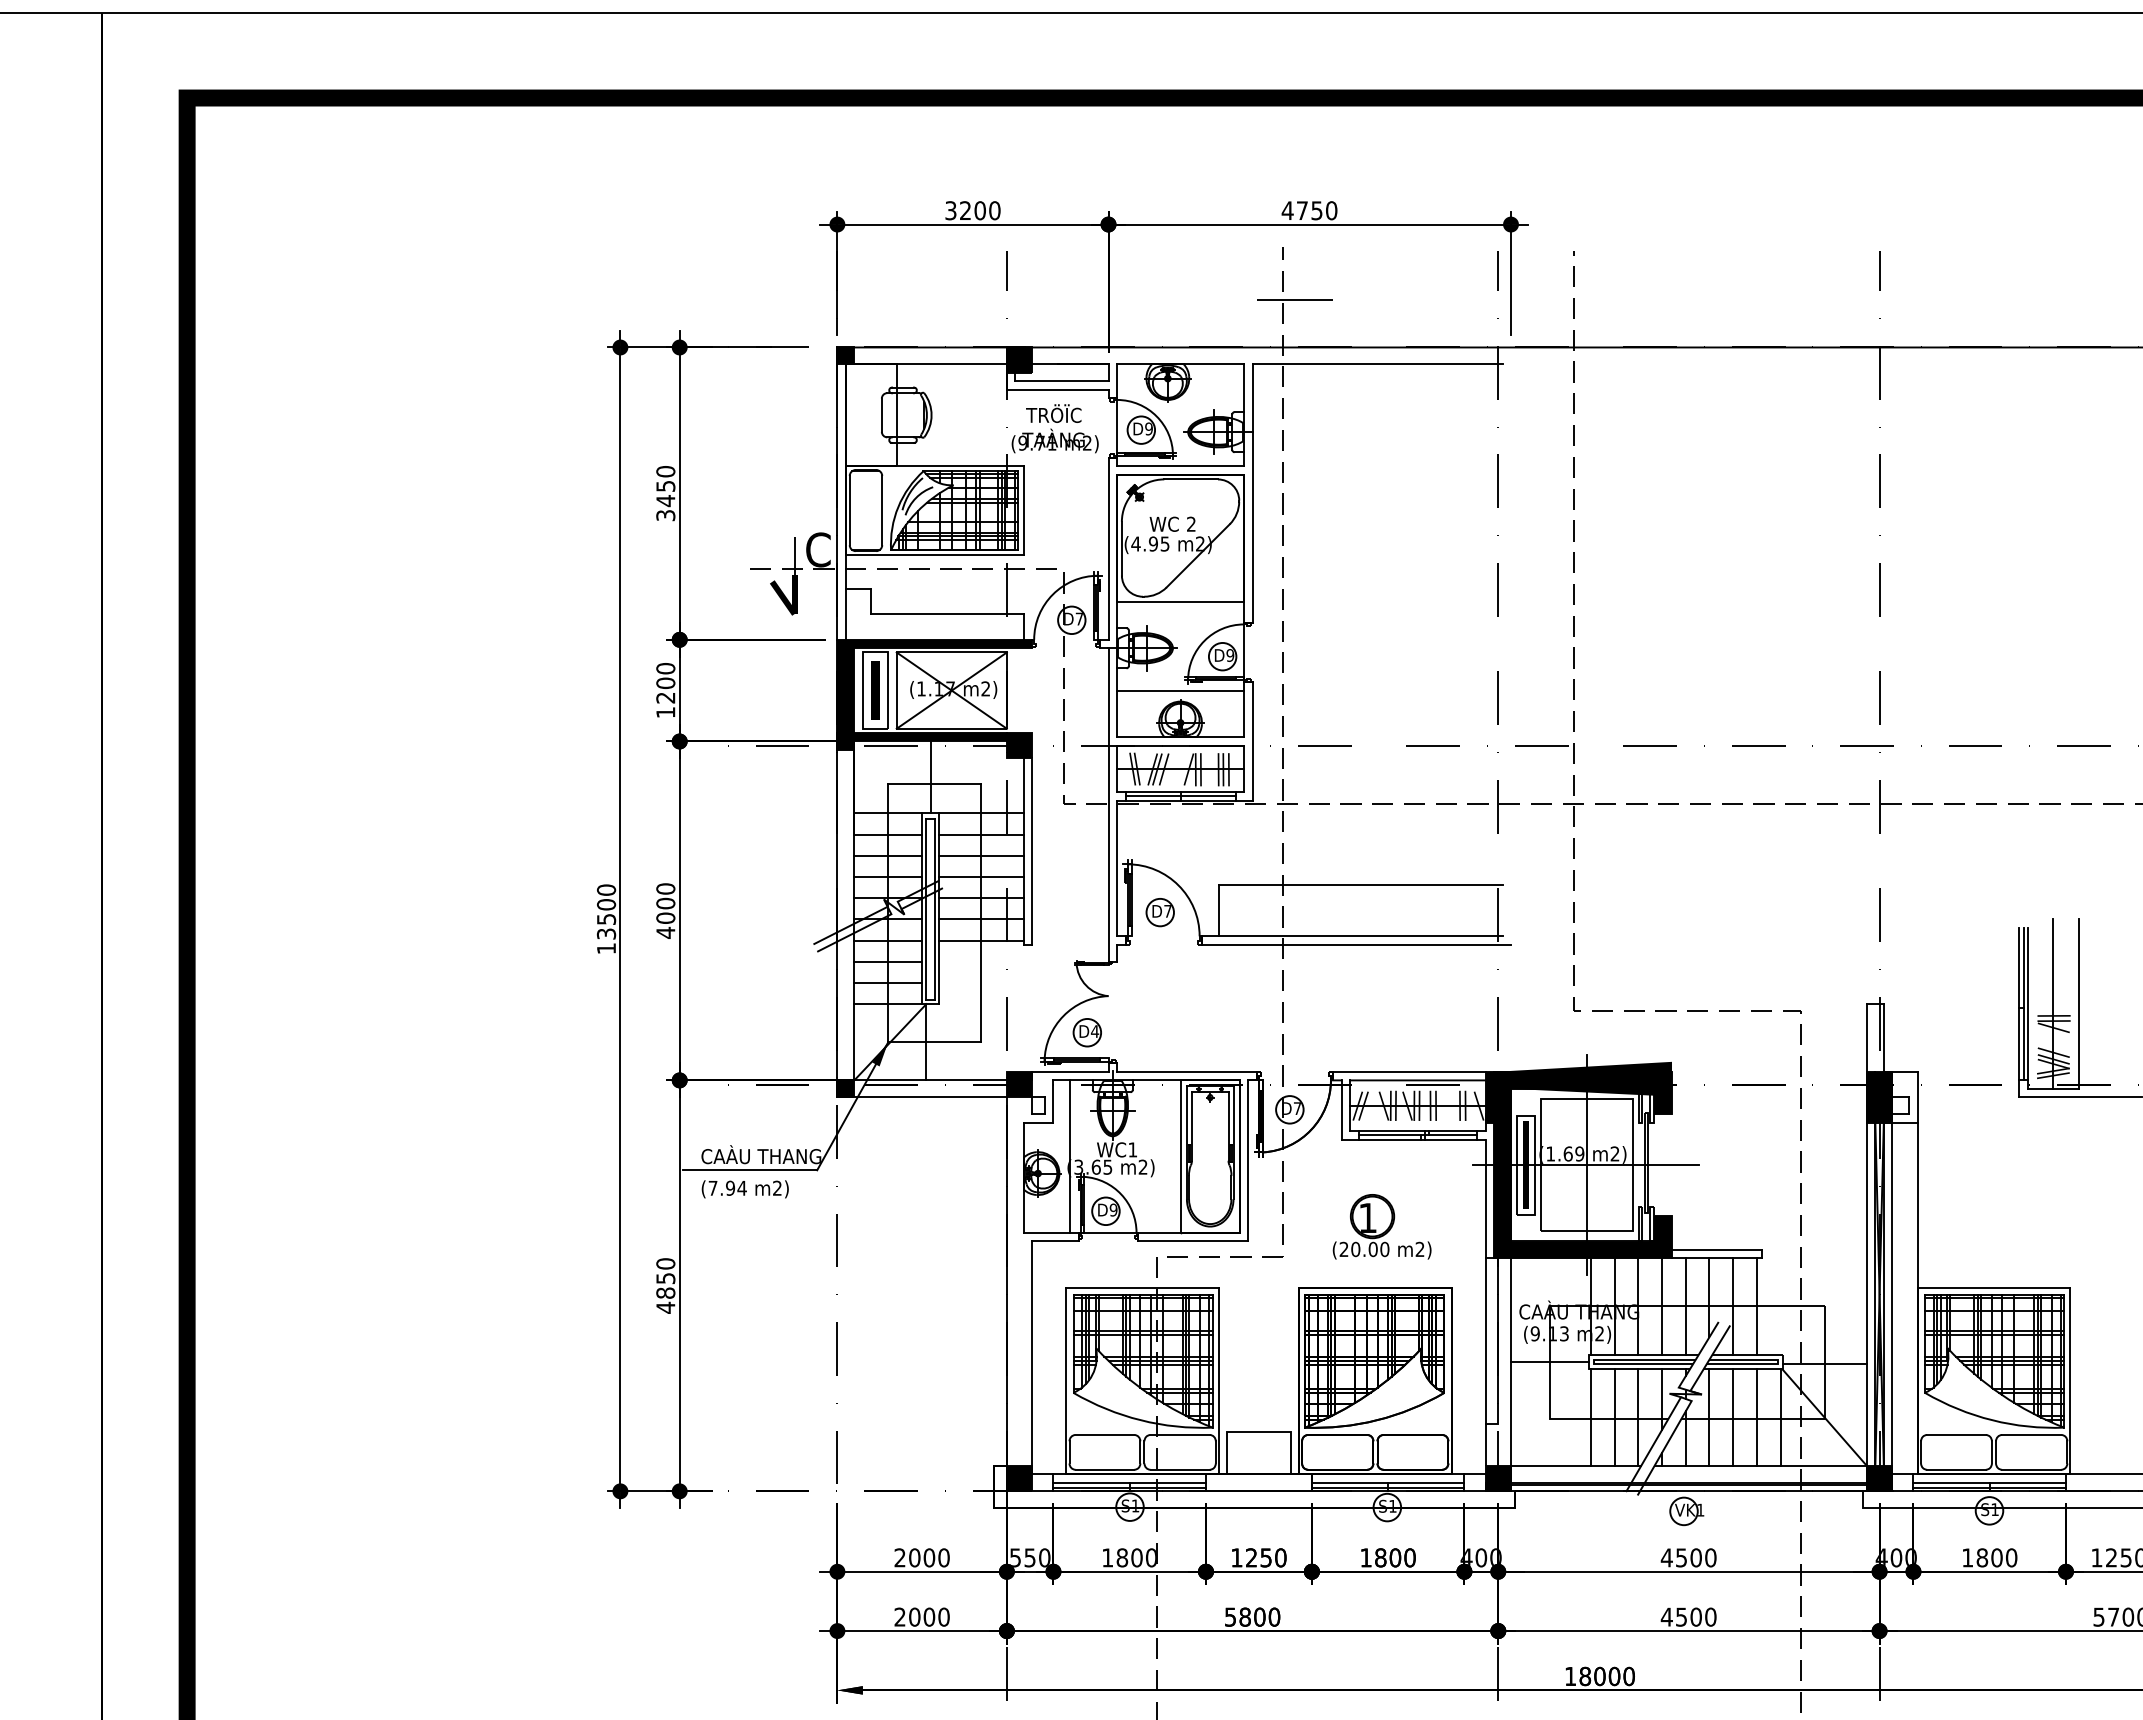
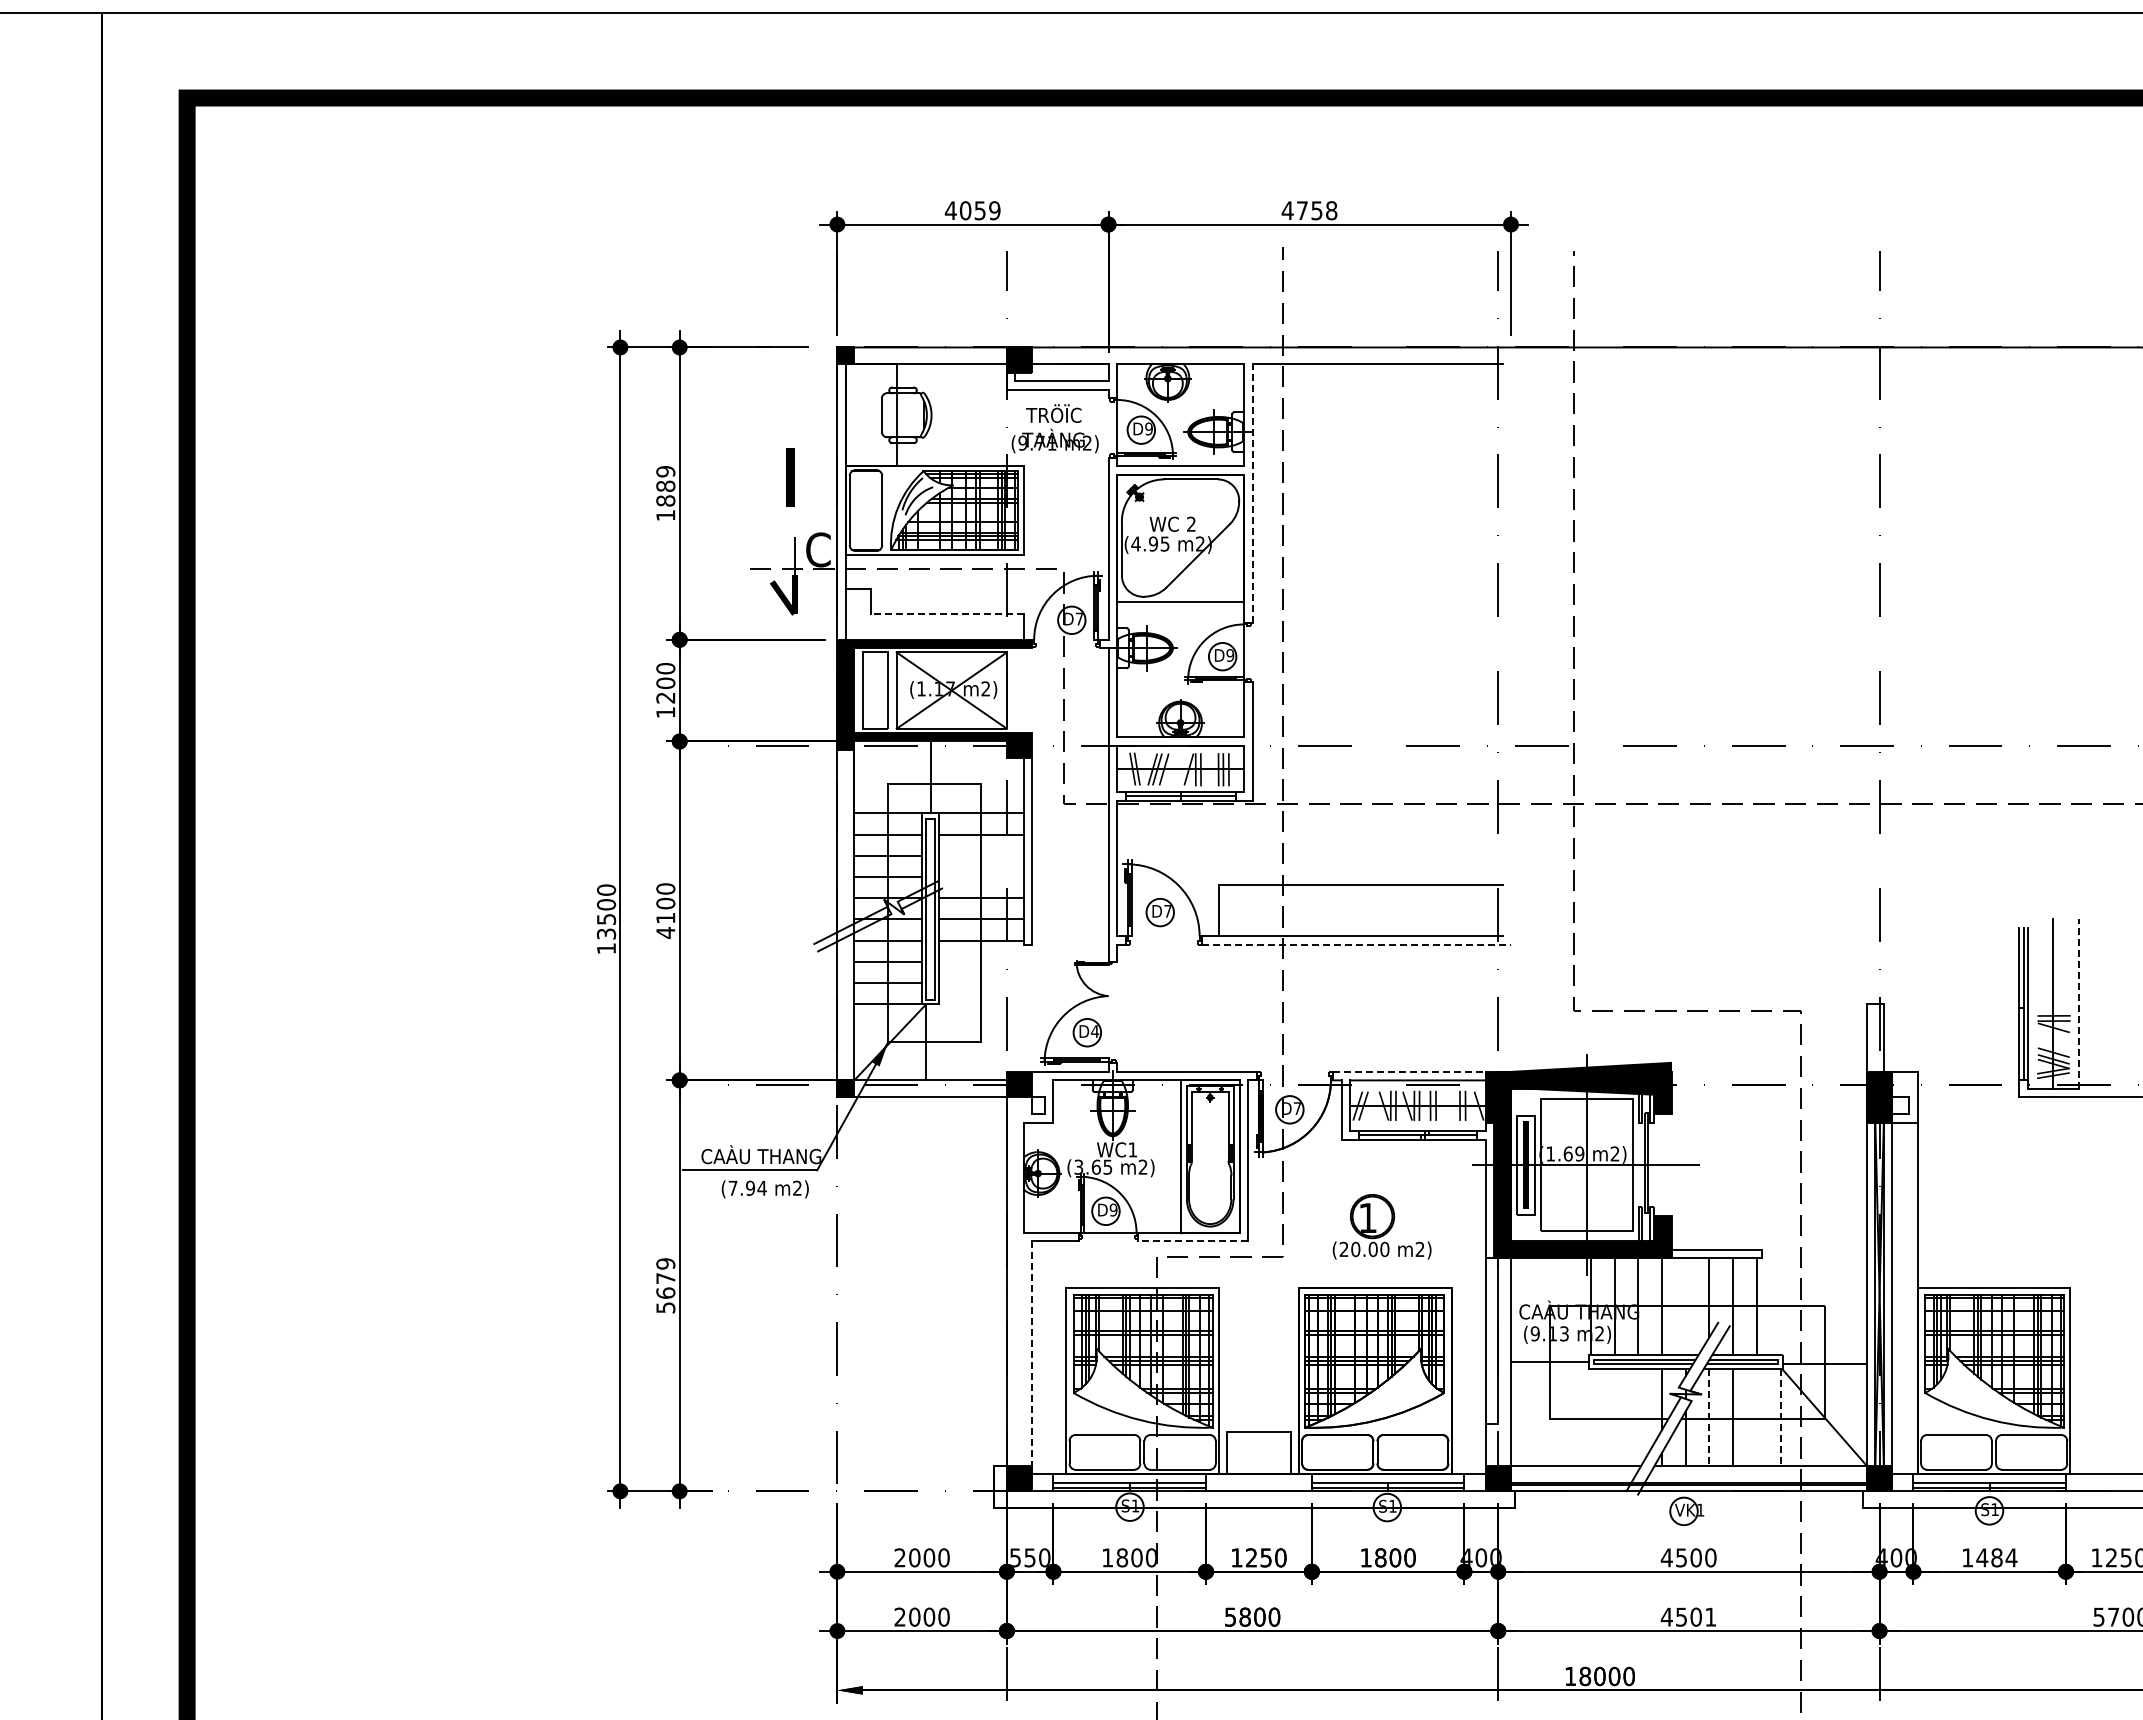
text: 3200 -> 4059 (972, 210)
text: 4750 -> 4758 (1331, 210)
line: present -> none (1294, 299)
text: 3450 -> 1889 (665, 493)
line: solid -> dashed (1252, 493)
line: solid -> dashed (947, 614)
line position: (875, 690) -> (790, 477) (790, 477)
line: present -> none (1180, 690)
line: present -> none (981, 855)
line: present -> none (981, 877)
text: 4000 -> 4100 (665, 917)
line: solid -> dashed (1356, 944)
line: solid -> dashed (2078, 1004)
line: solid -> dashed (1409, 1071)
line: present -> none (1070, 1156)
text position: (744, 1189) -> (764, 1189) (764, 1189)
line: solid -> dashed (1192, 1241)
text: 4850 -> 5679 (665, 1285)
line: present -> none (1685, 1306)
line: solid -> dashed (1032, 1357)
line: present -> none (1590, 1417)
line: present -> none (1614, 1417)
line: present -> none (1638, 1417)
line: present -> none (1756, 1417)
line: solid -> dashed (1709, 1418)
line: solid -> dashed (1780, 1418)
text: 1800 -> 1484 (1996, 1557)
text: 4500 -> 4501 (1710, 1616)
